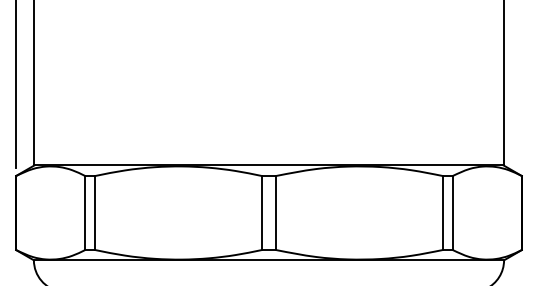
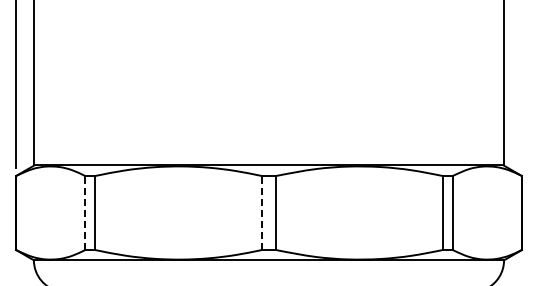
line: solid -> dashed (85, 212)
line: solid -> dashed (261, 212)
